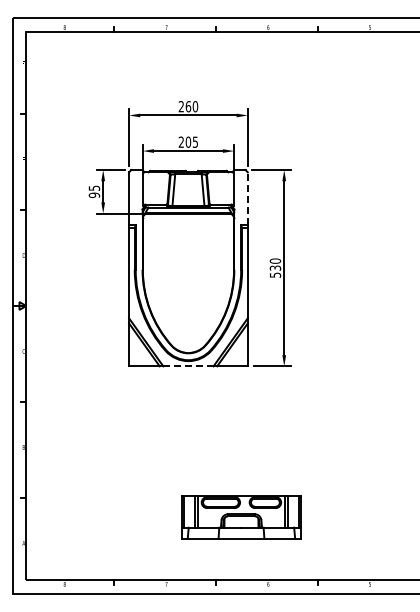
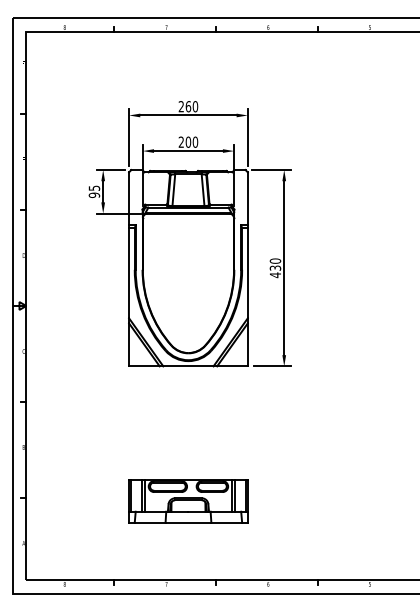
text: 205 -> 200 (195, 141)
line: dashed -> solid (247, 198)
text: 530 -> 430 (275, 275)
line: dashed -> solid (188, 366)
part position: (241, 517) -> (188, 501) (188, 501)
